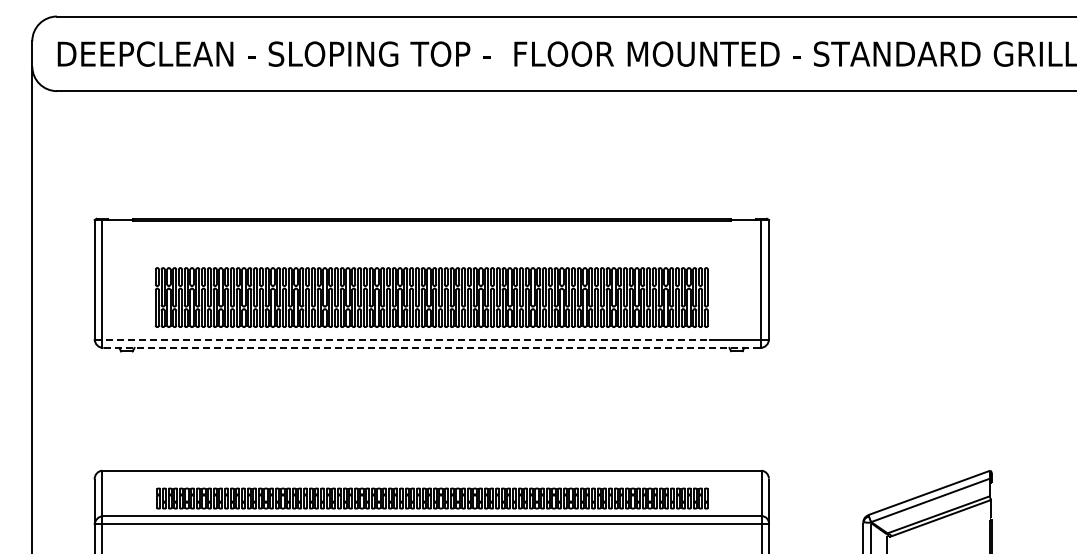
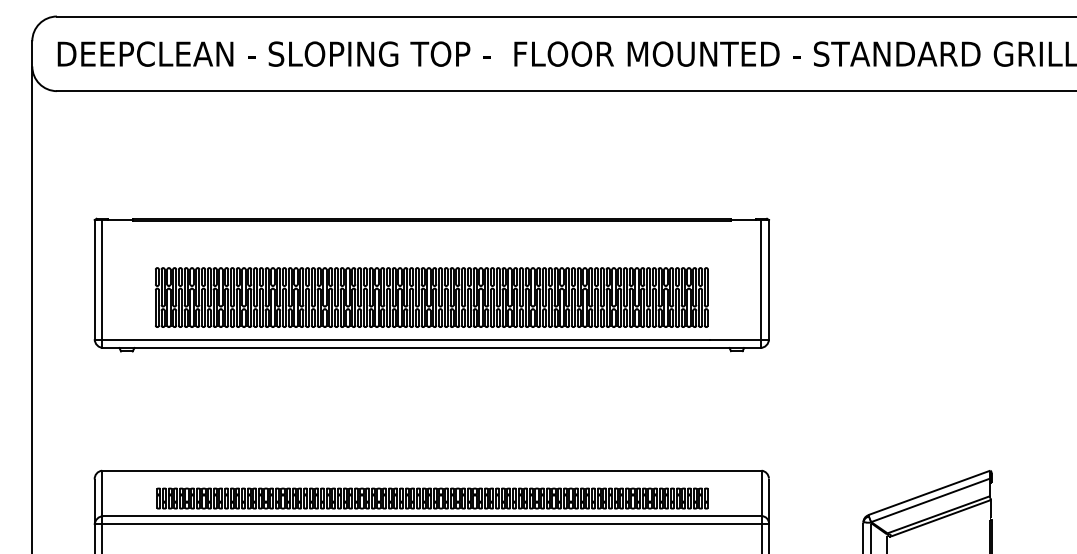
line: dashed -> solid (402, 340)
line: dashed -> solid (431, 348)
